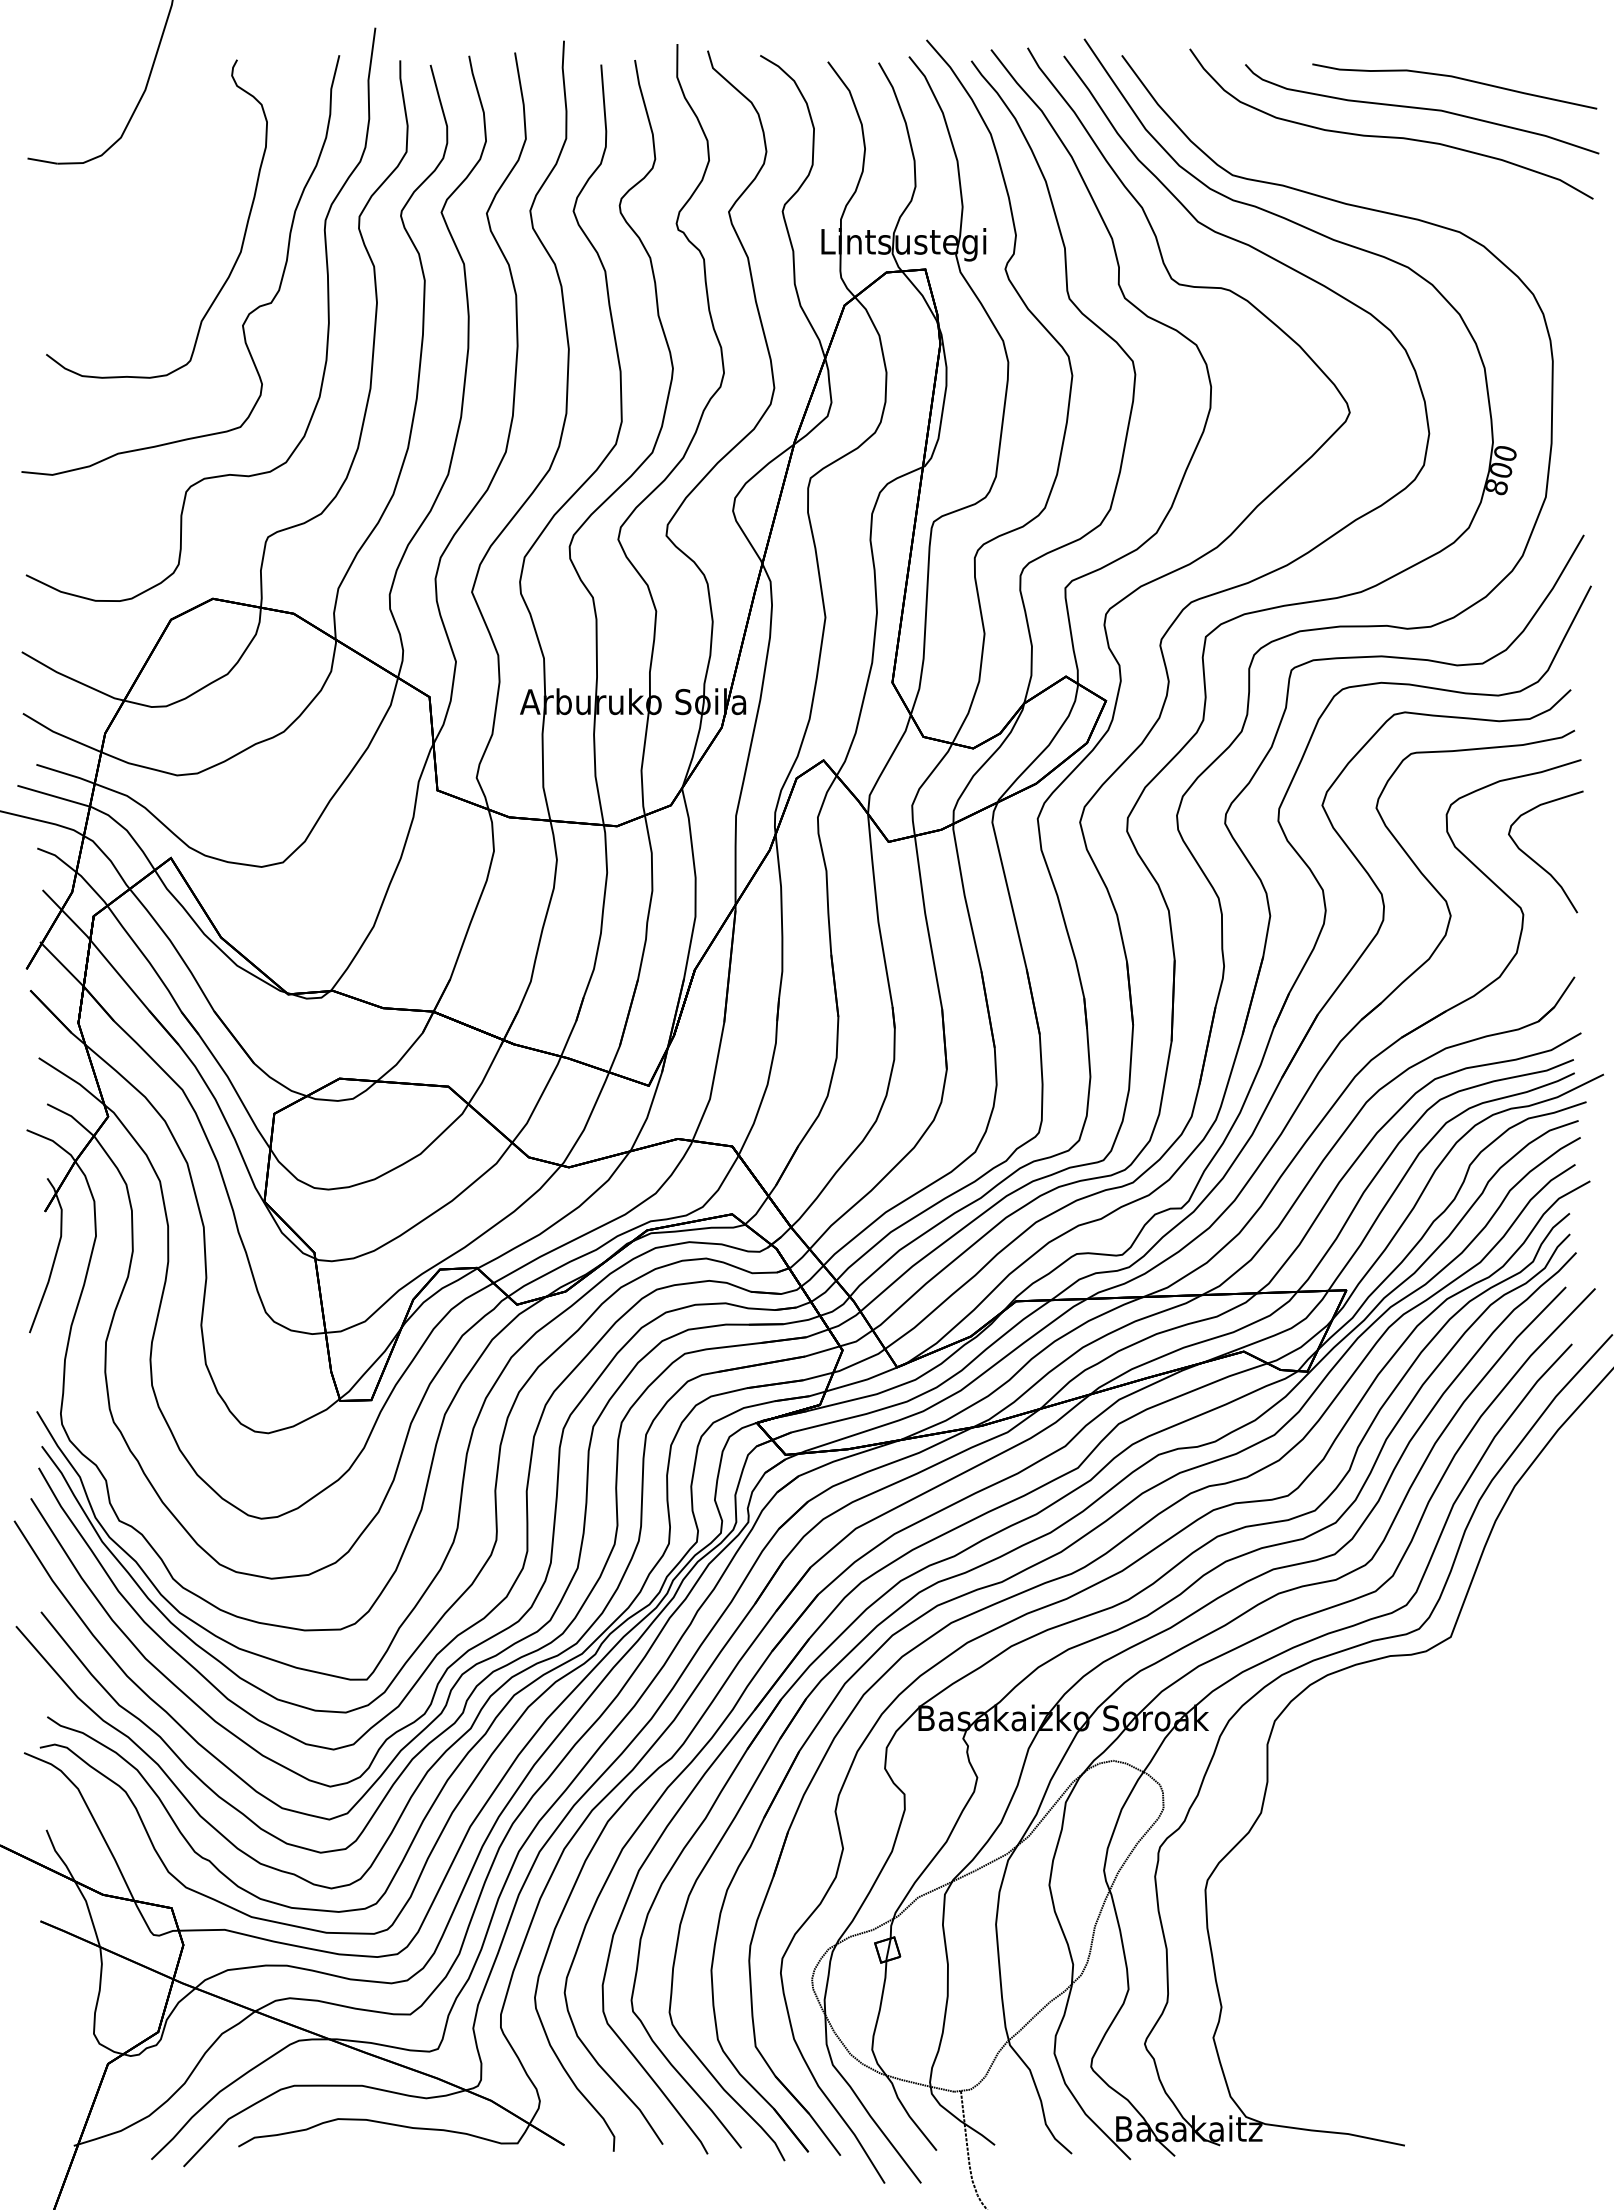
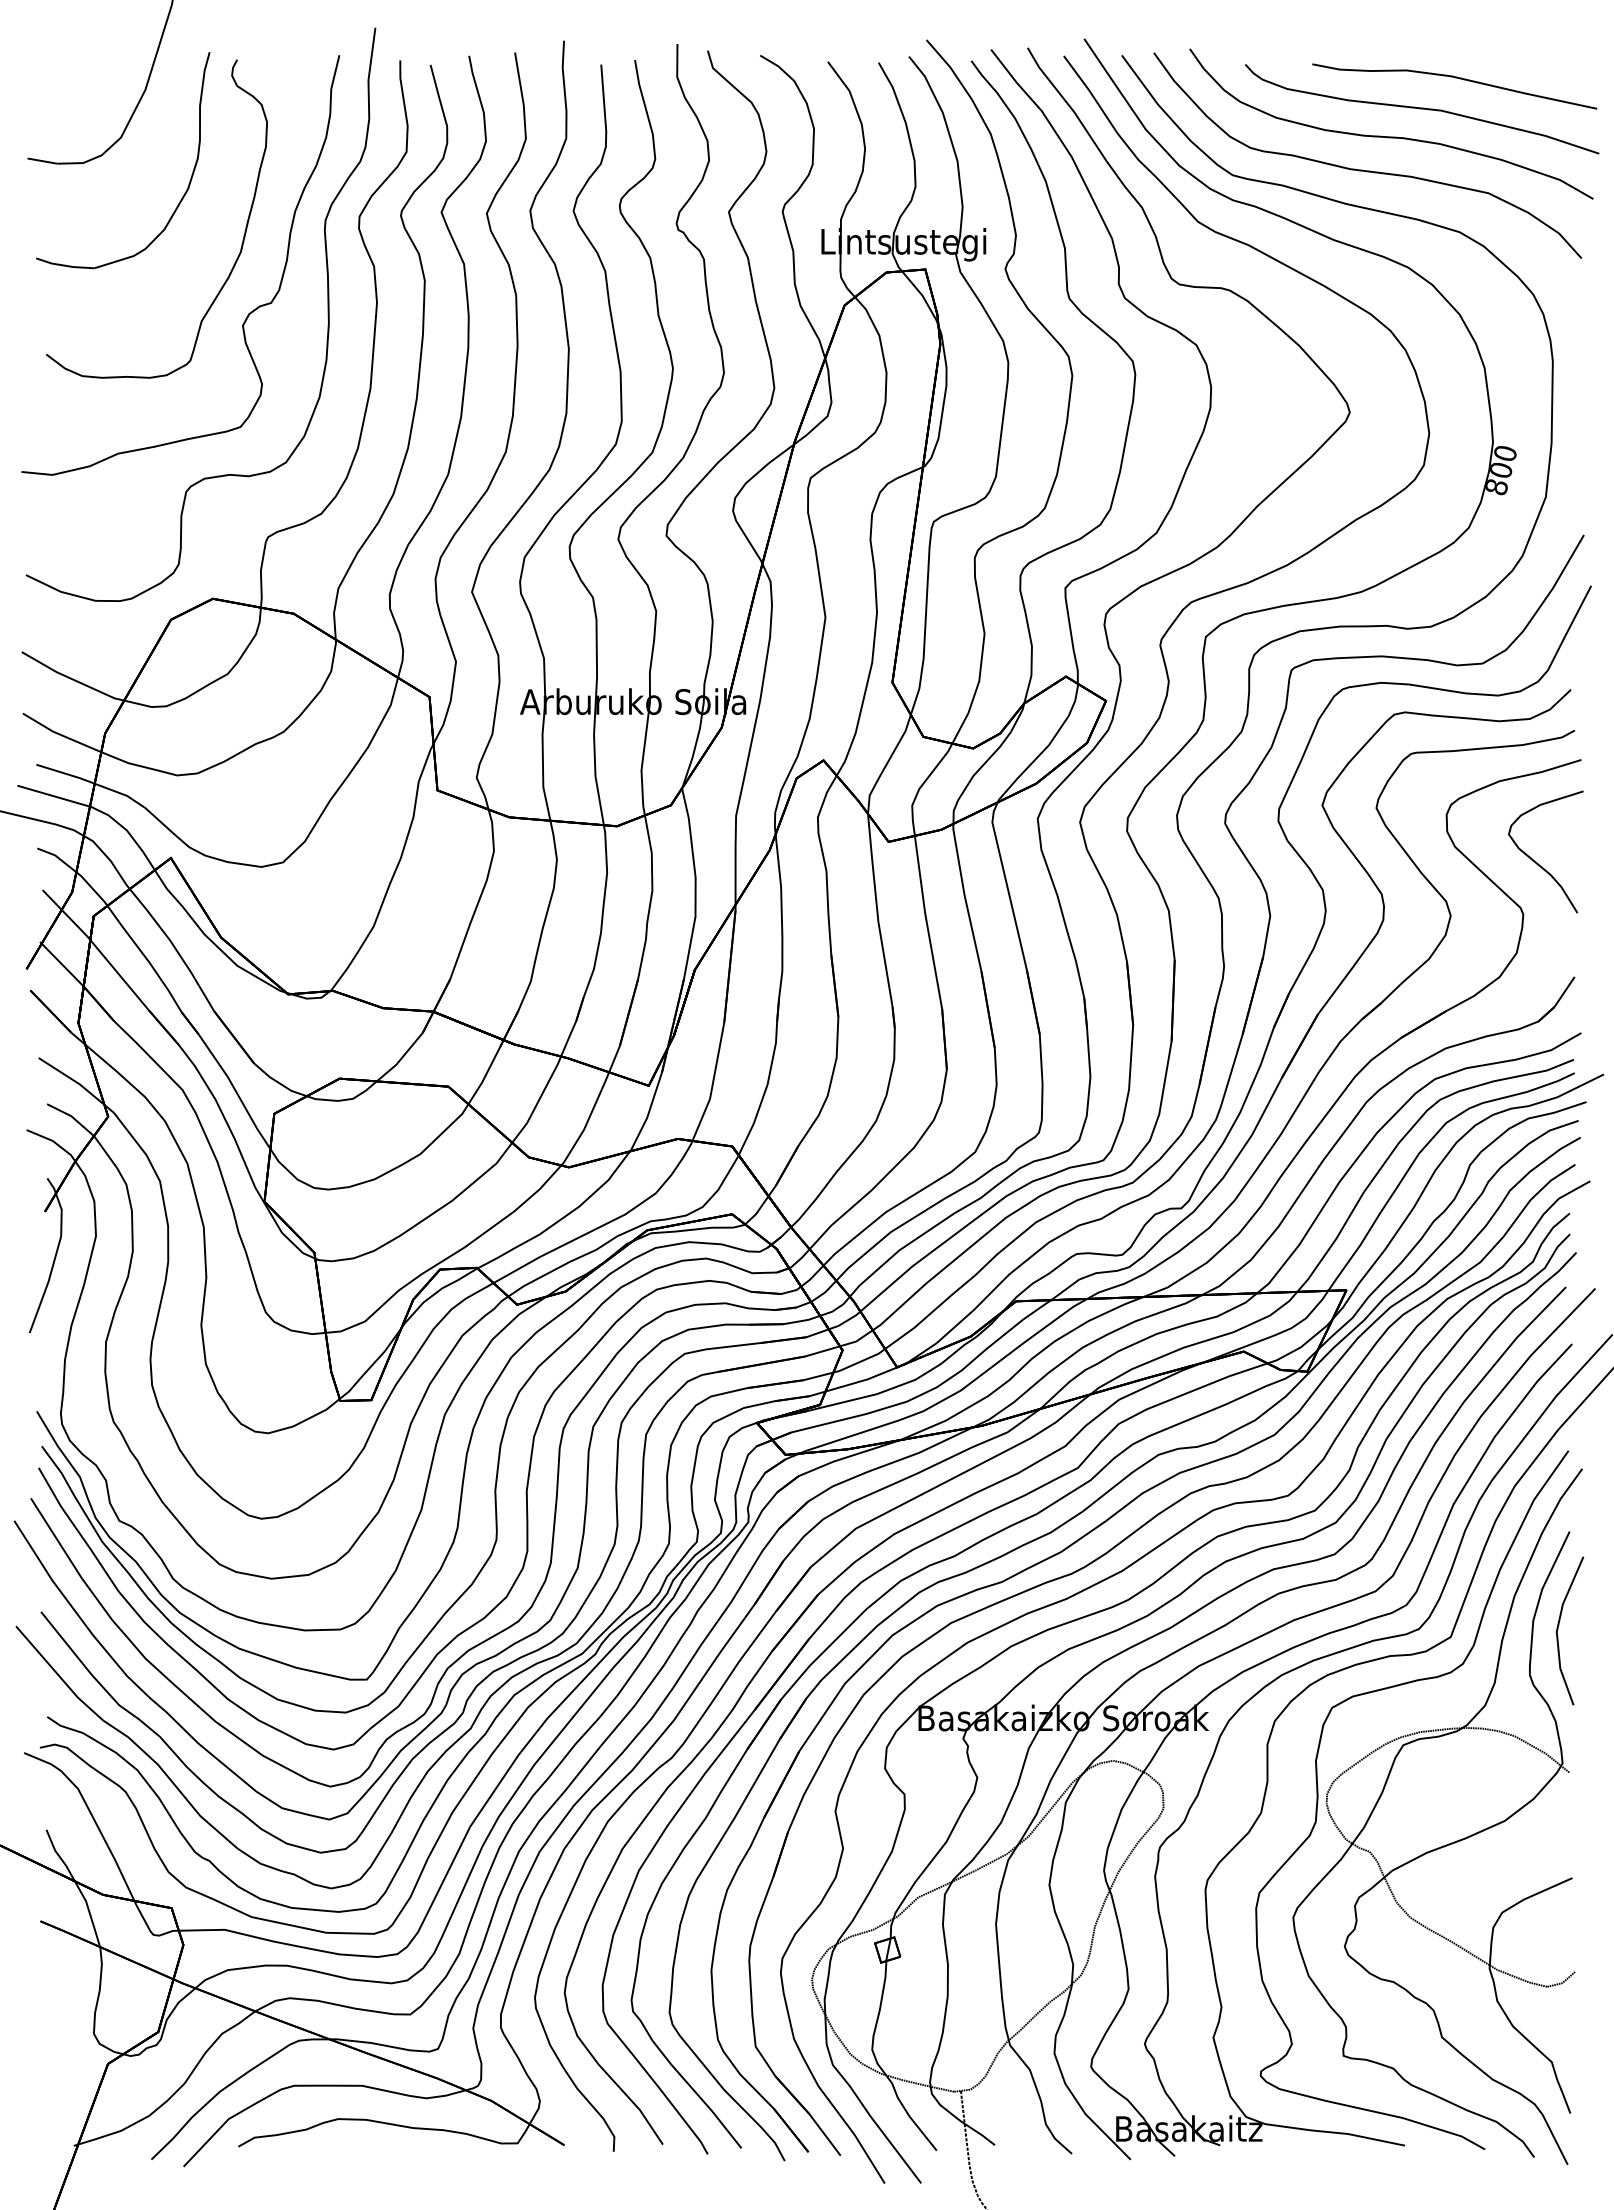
curve: none -> present (1363, 169)
part: none -> present (188, 183)
part: none -> present (1419, 1807)
